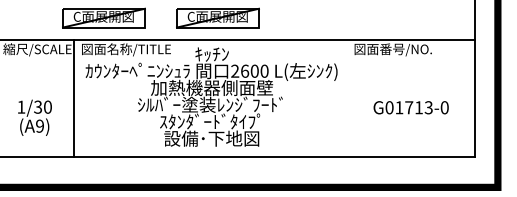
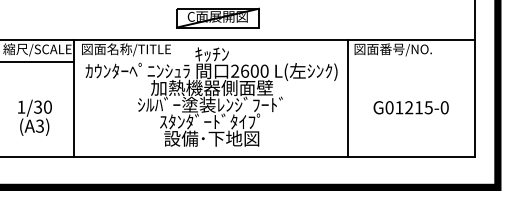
part: present -> none (103, 17)
line: none -> present (38, 61)
line: none -> present (347, 98)
text: G01713-0 -> G01215-0 (418, 107)
text: (A9) -> (A3) (39, 125)
